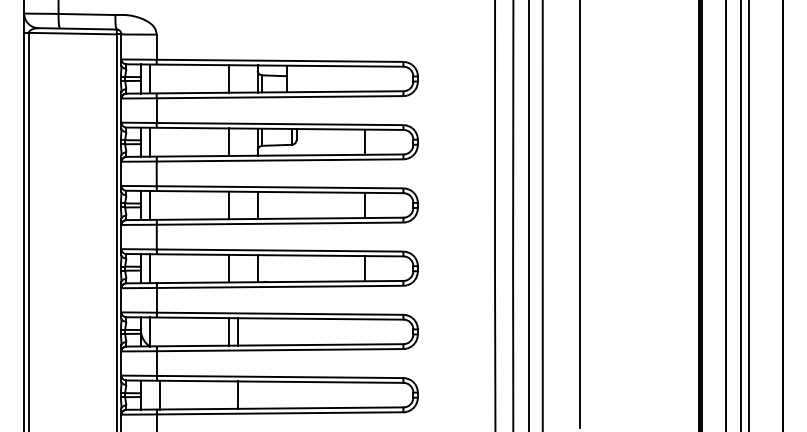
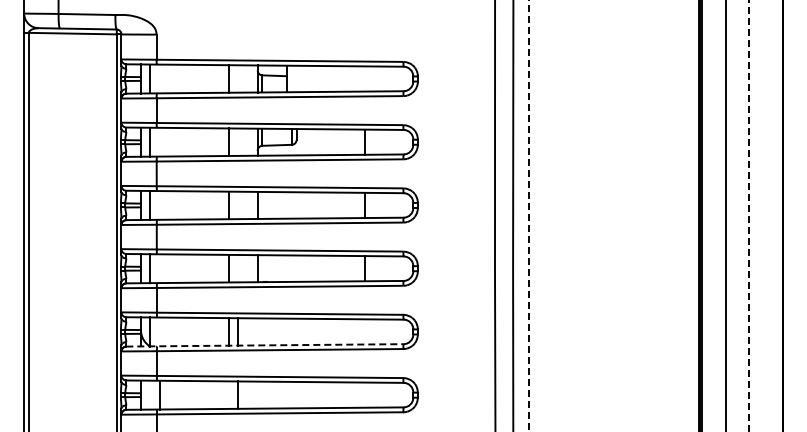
line: present -> none (542, 215)
line: present -> none (580, 215)
line: present -> none (740, 215)
line: solid -> dashed (528, 216)
line: solid -> dashed (748, 216)
line: solid -> dashed (264, 345)
